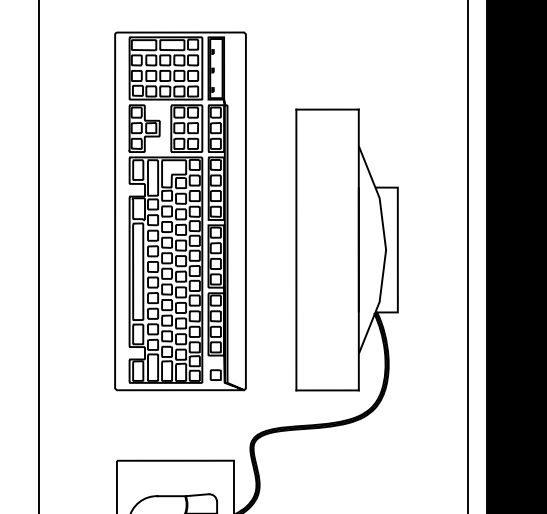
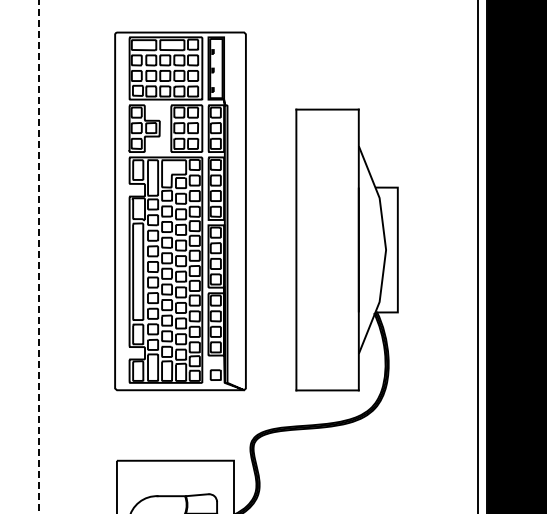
line: solid -> dashed (38, 256)
line position: (467, 256) -> (477, 256) (477, 256)
